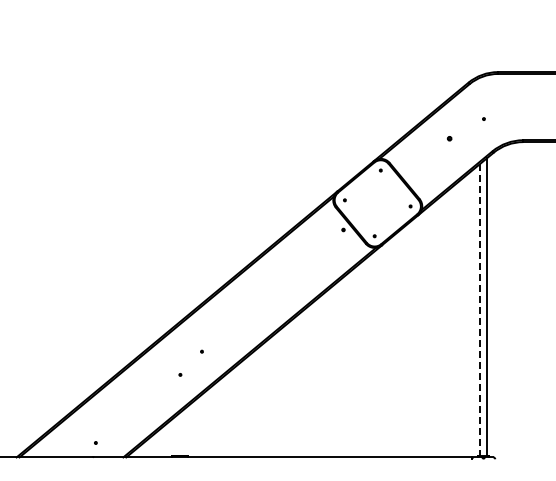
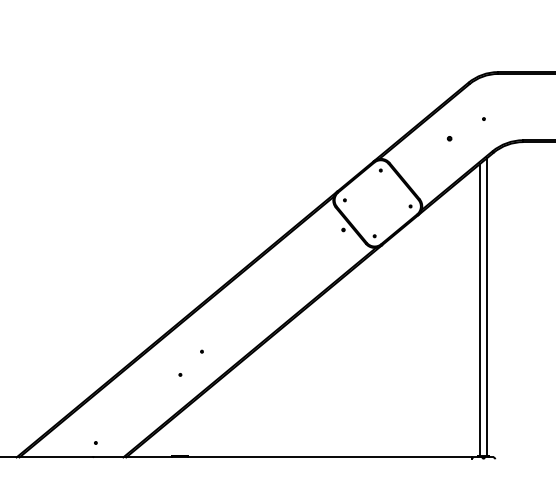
line: dashed -> solid (479, 310)
